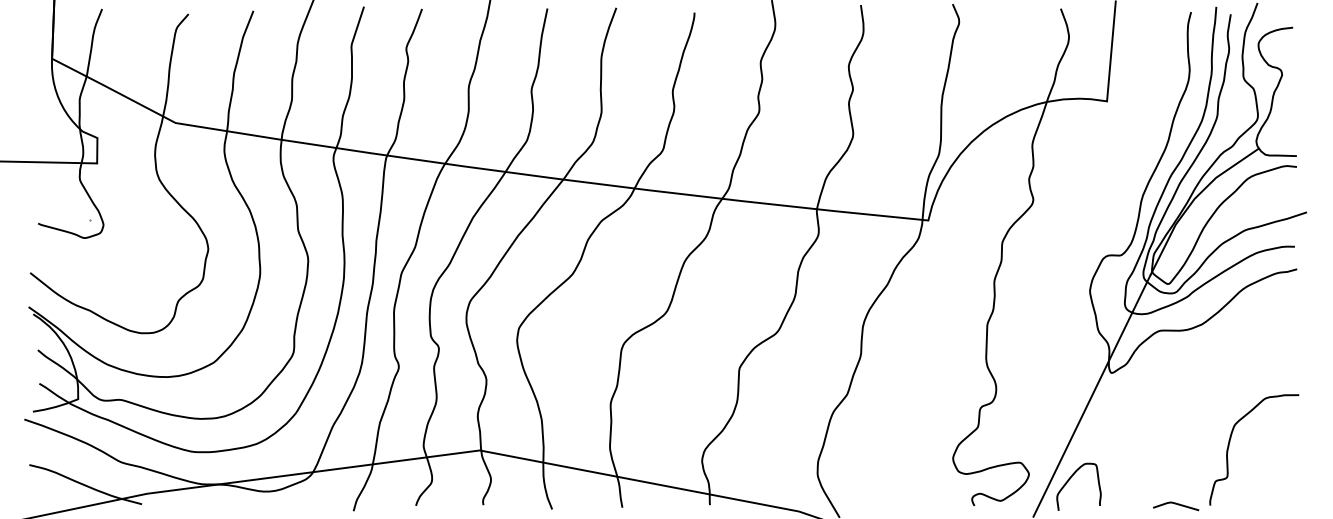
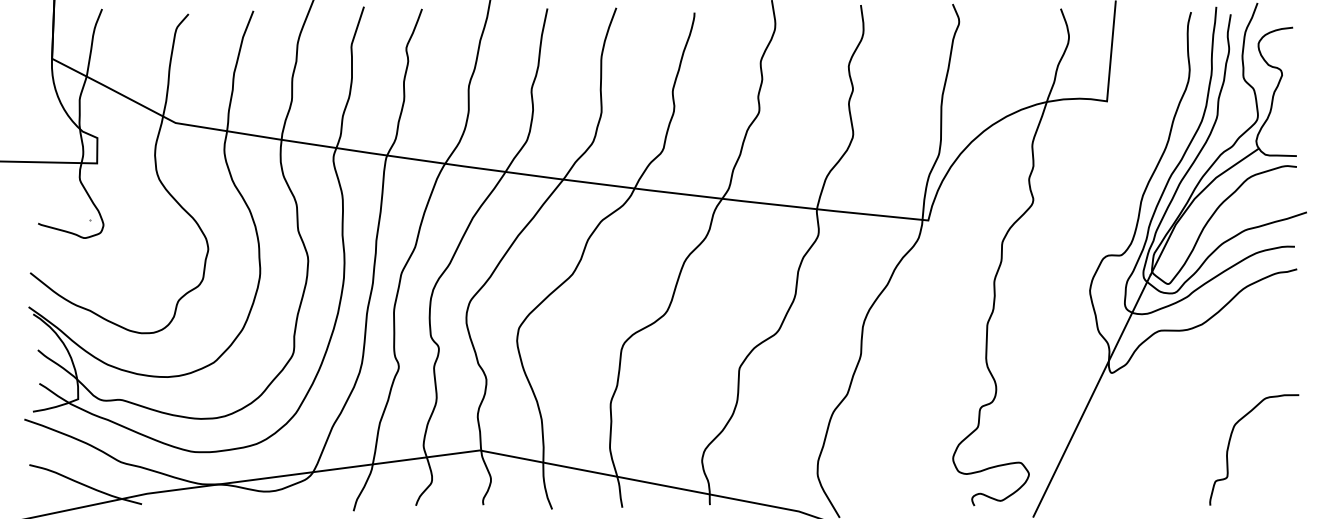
curve: present -> none (1071, 478)
curve: present -> none (1176, 504)
